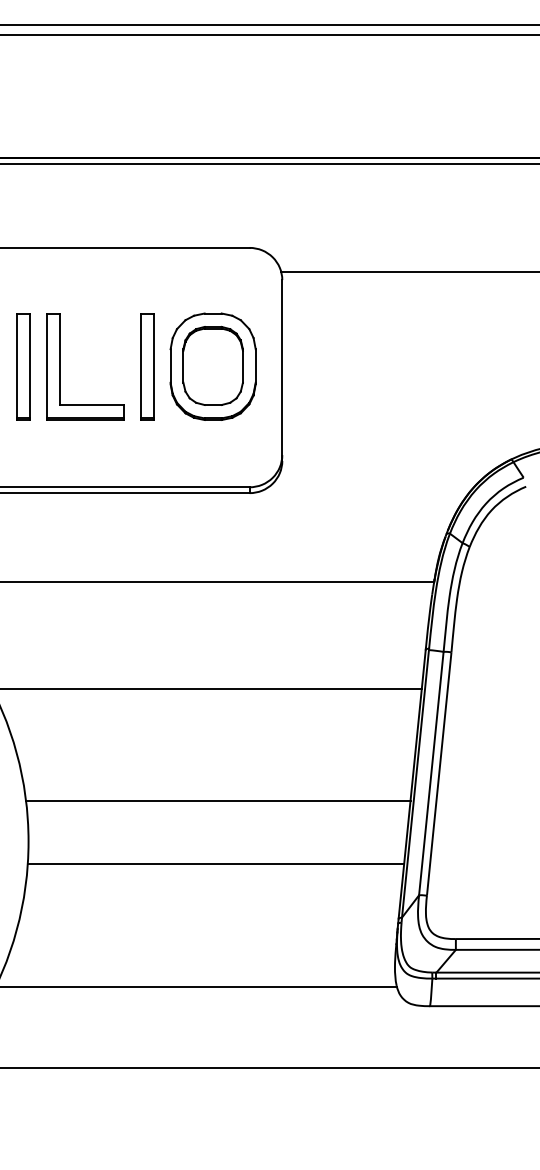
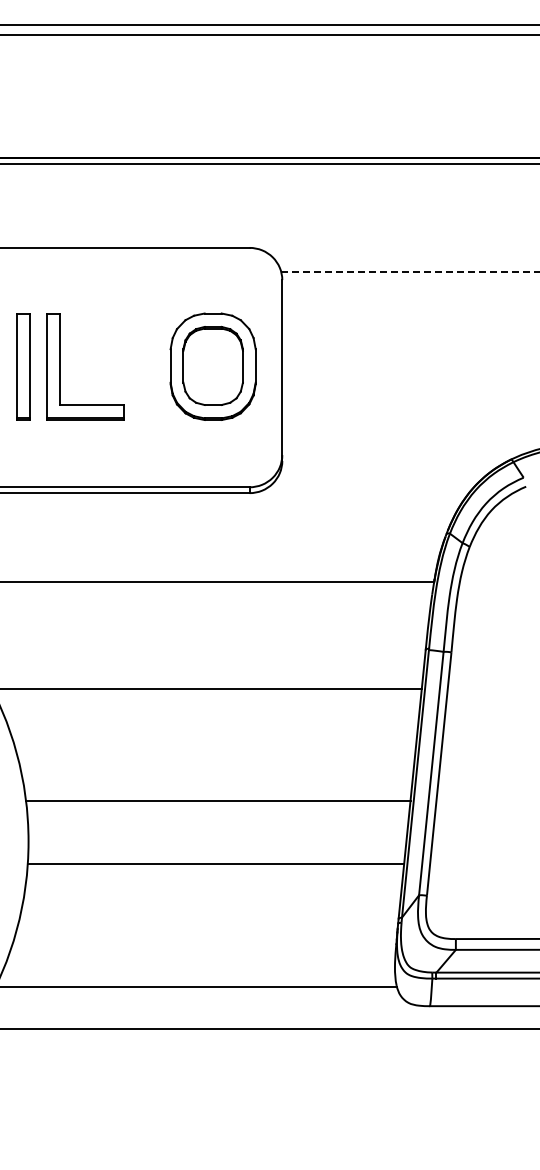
line: solid -> dashed (410, 271)
part: present -> none (147, 366)
line position: (269, 1068) -> (269, 1029) (269, 1029)
